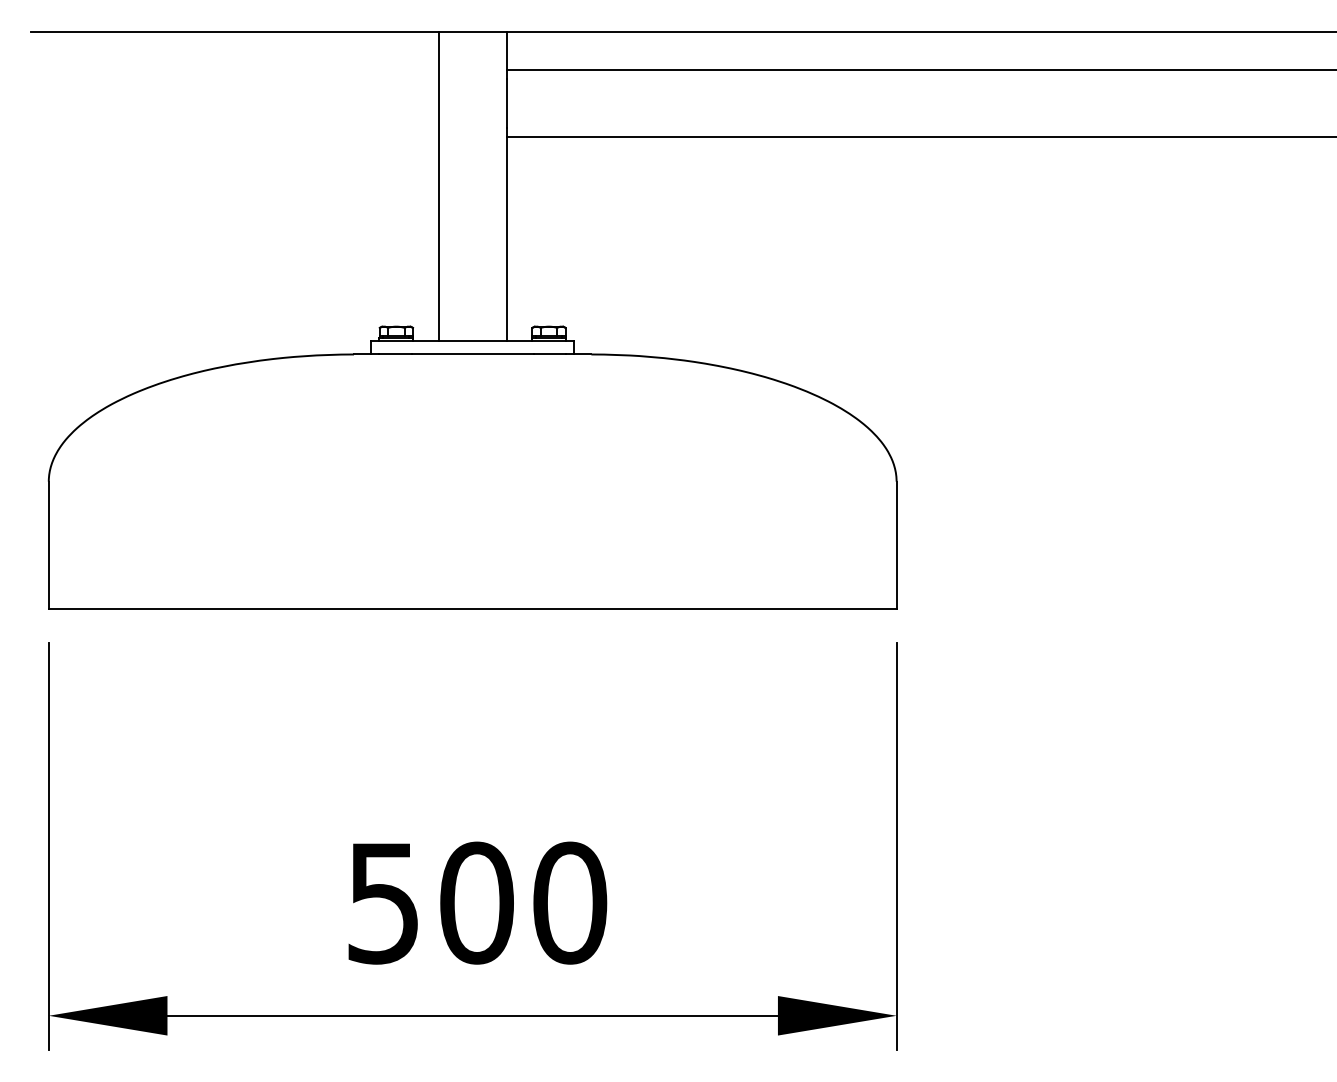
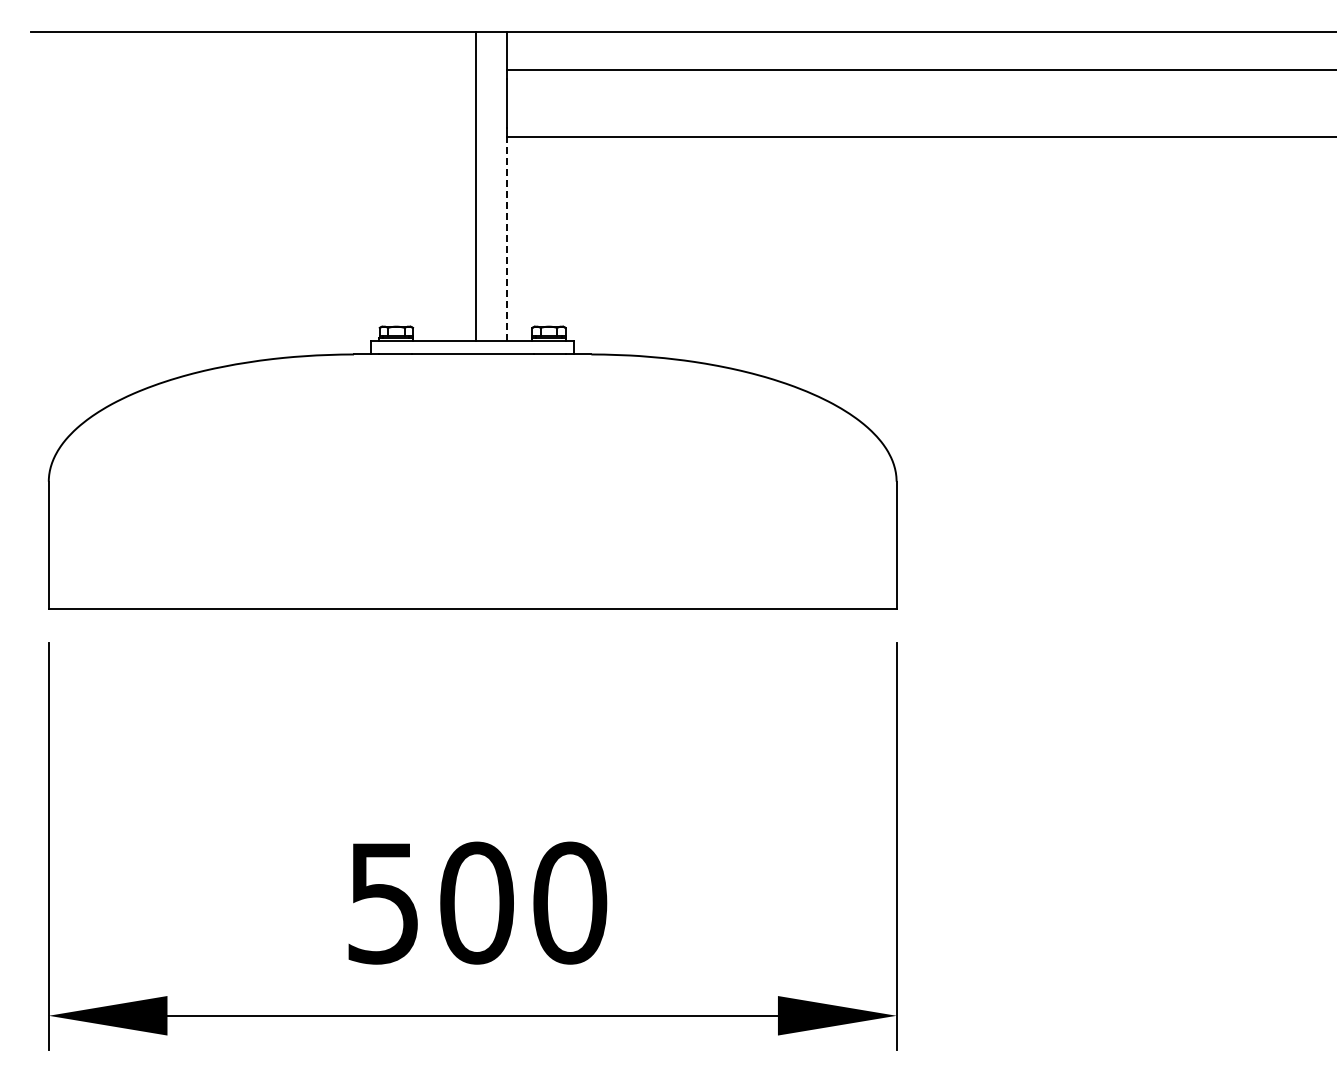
line position: (438, 186) -> (475, 186) (475, 186)
line: solid -> dashed (506, 239)
